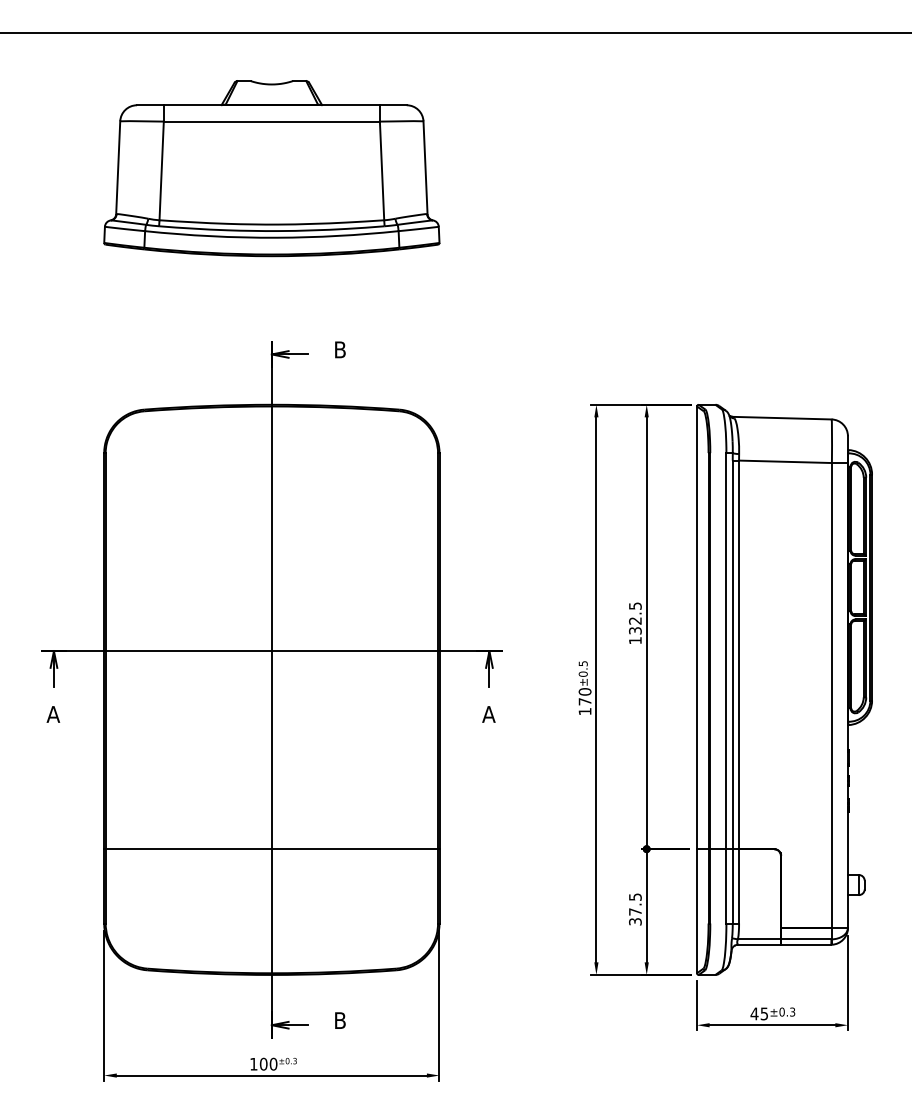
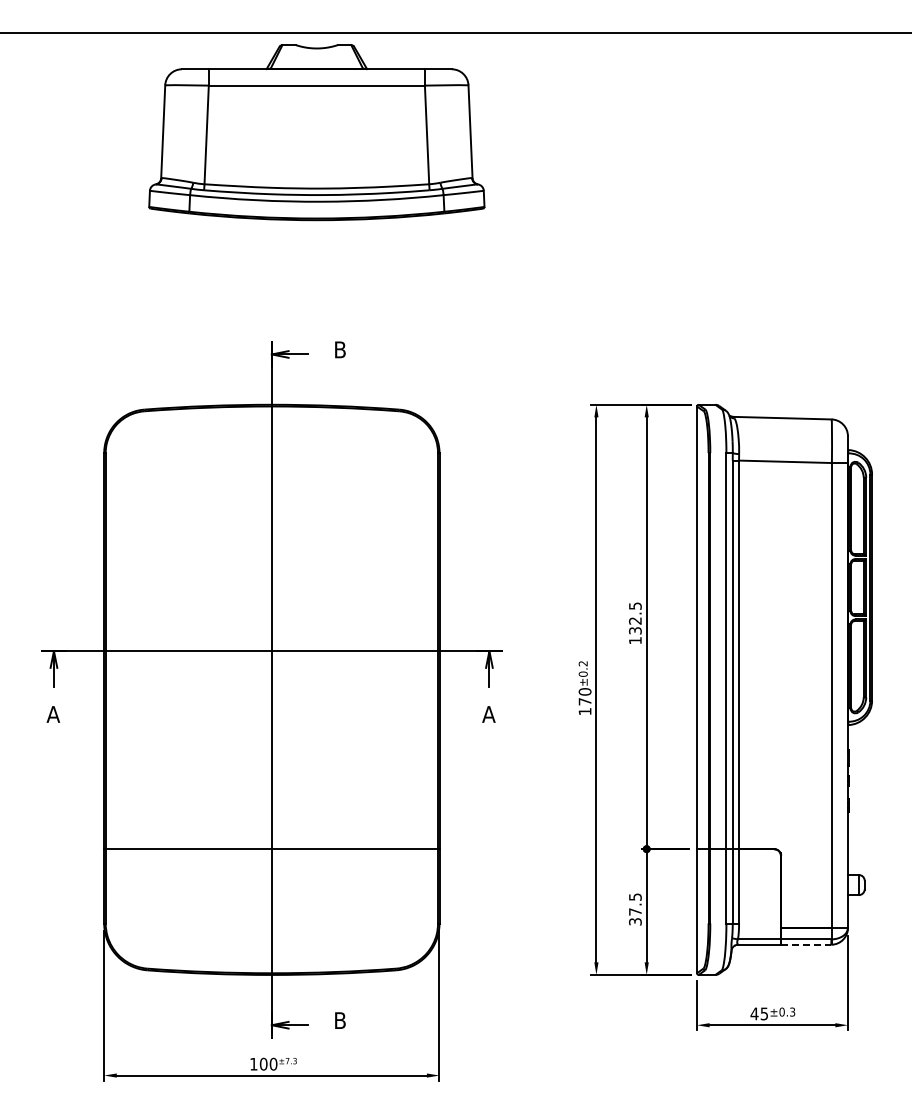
part position: (271, 168) -> (316, 132) (316, 132)
text: ±0.5 -> ±0.2 (582, 663)
line: solid -> dashed (806, 944)
text: ±0.3 -> ±7.3 (287, 1061)
